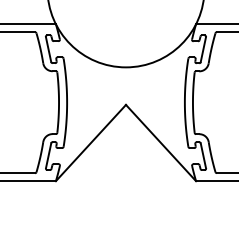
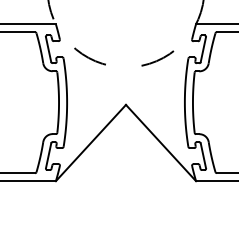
circle: solid -> dashed (125, 33)
